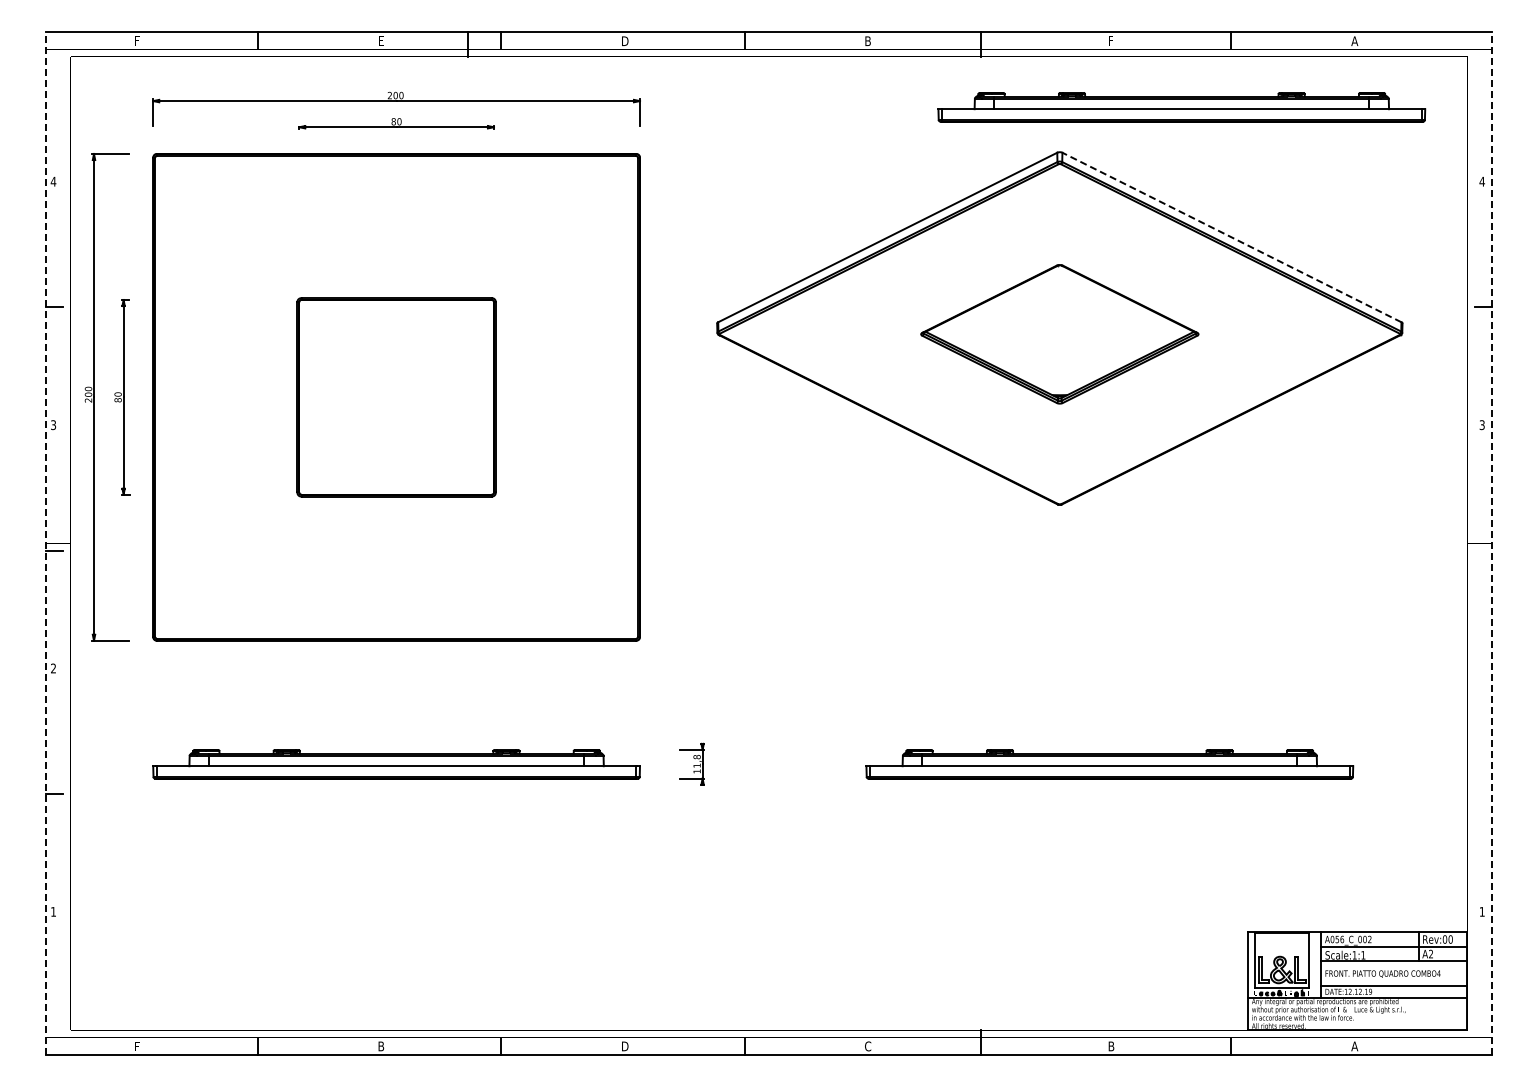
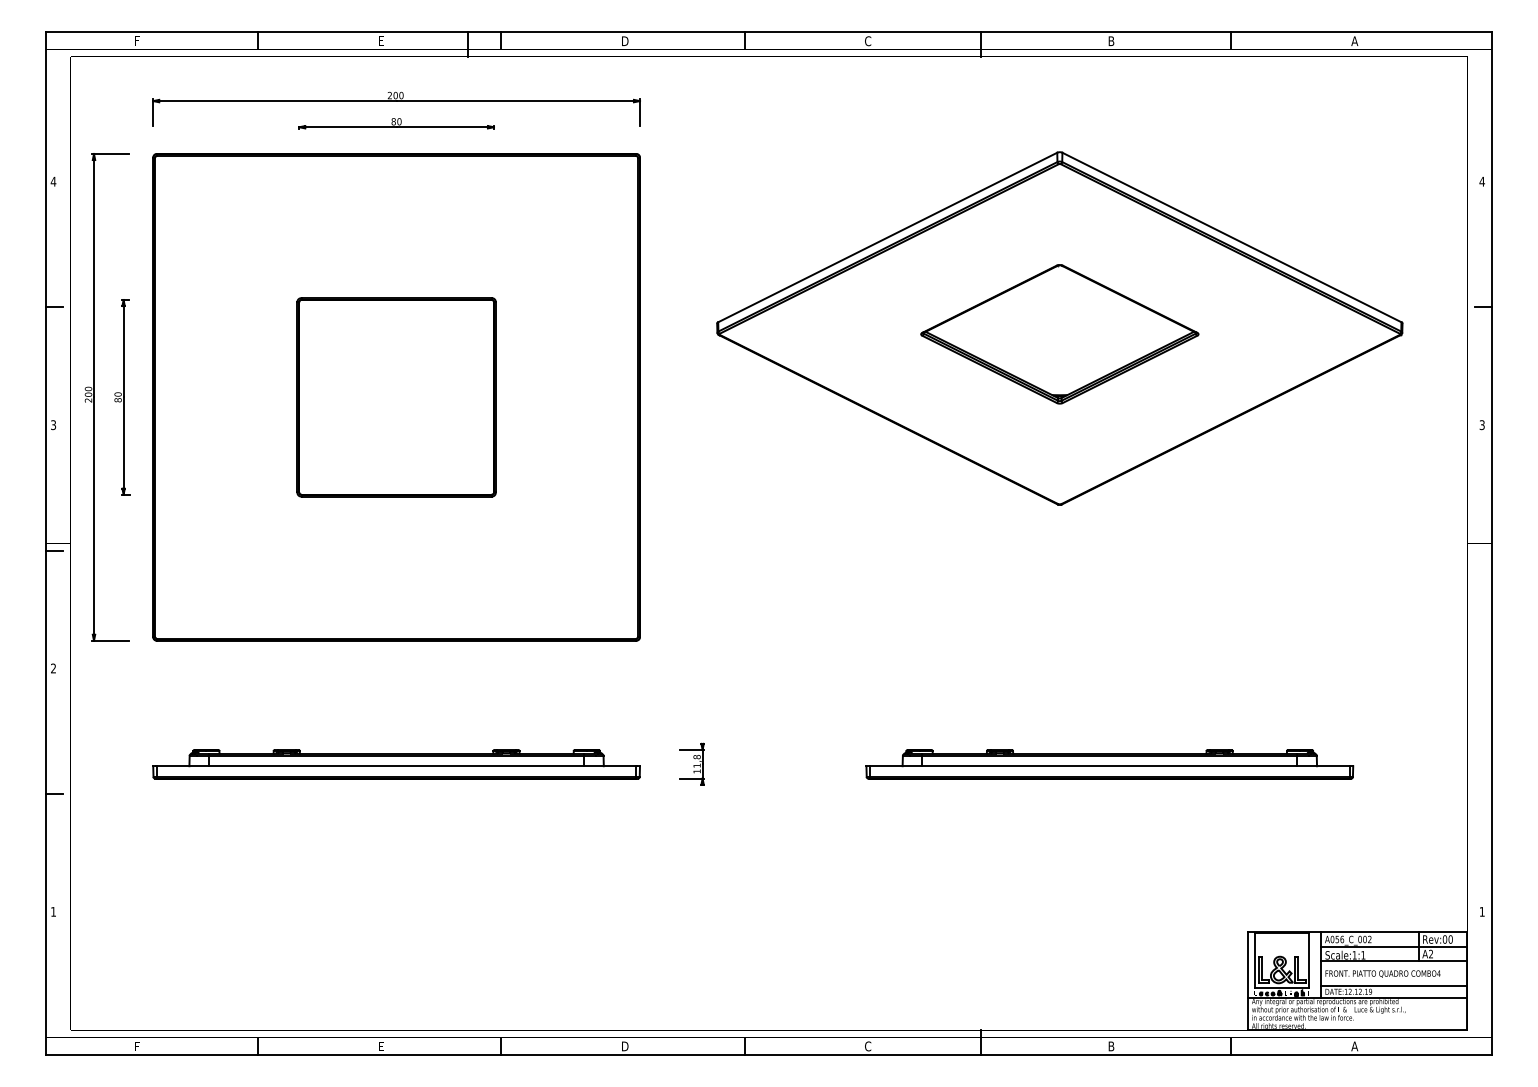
text: B -> C (868, 41)
text: F -> B (1111, 41)
part: present -> none (1181, 107)
line: dashed -> solid (1231, 237)
line: dashed -> solid (46, 543)
line: dashed -> solid (1491, 543)
text: B -> E (381, 1046)
